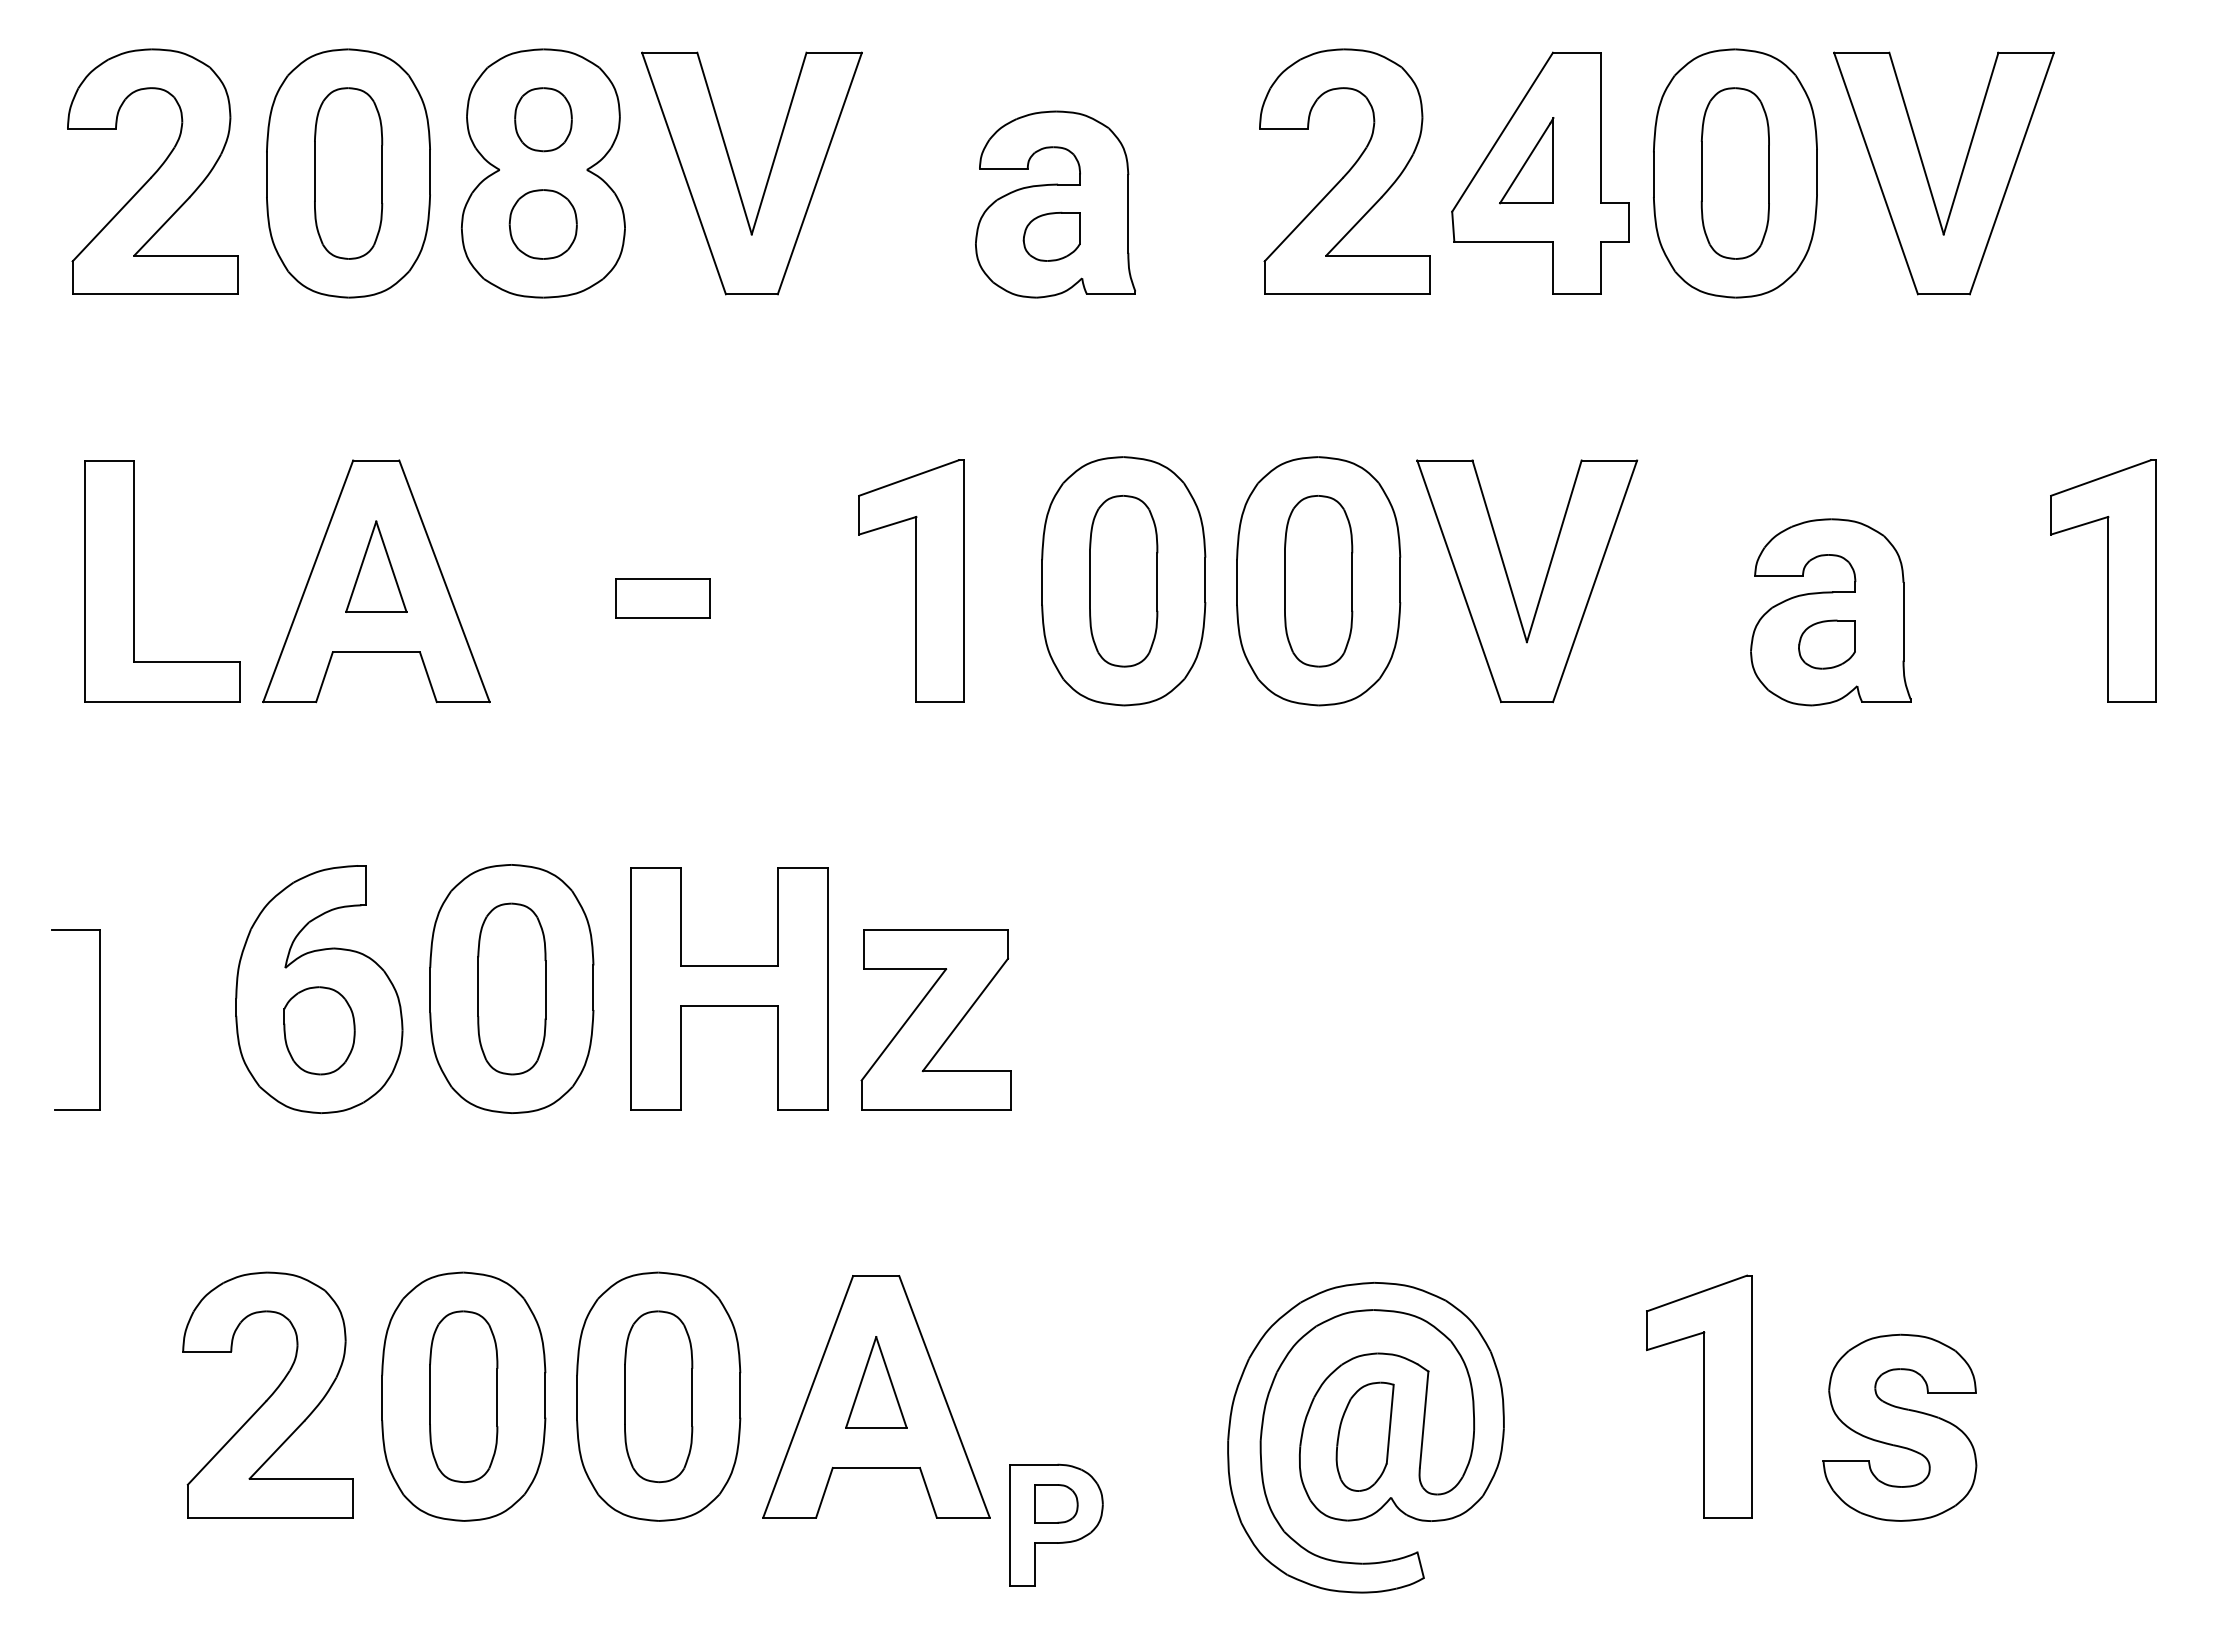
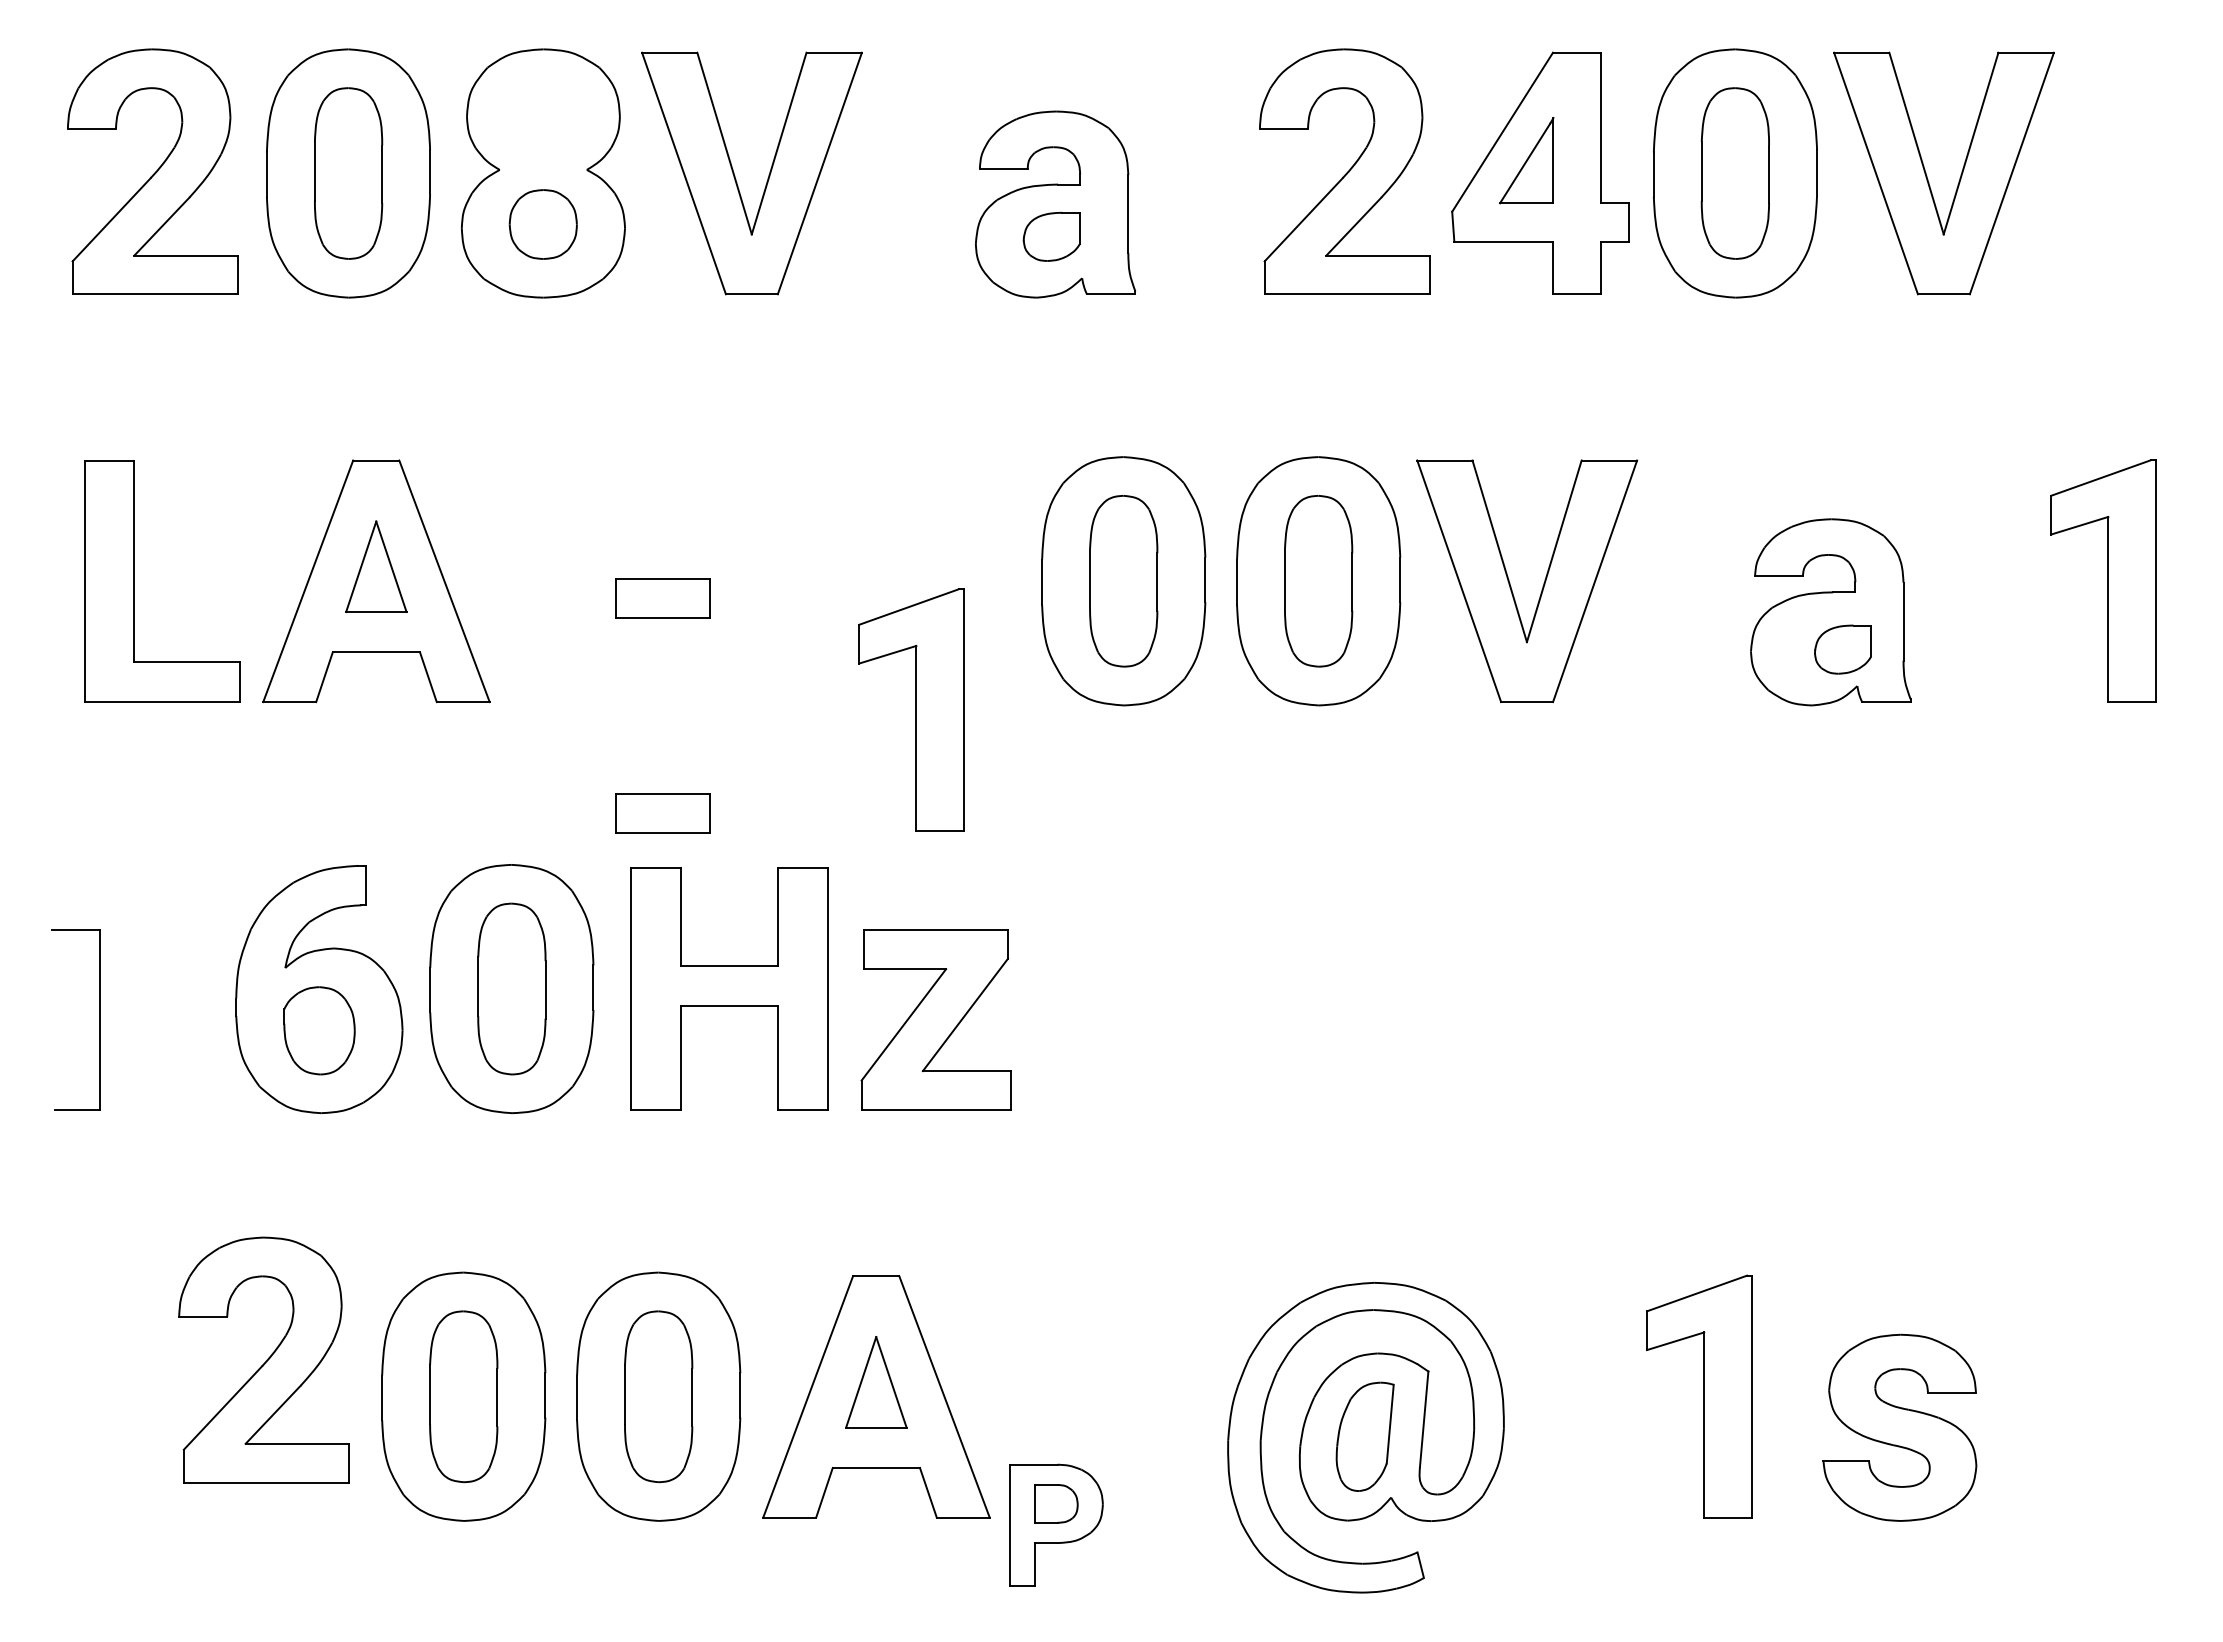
part: present -> none (543, 119)
part position: (911, 580) -> (911, 709) (911, 709)
part position: (1826, 644) -> (1842, 649) (1842, 649)
part: none -> present (662, 813)
part position: (267, 1394) -> (263, 1359) (263, 1359)
